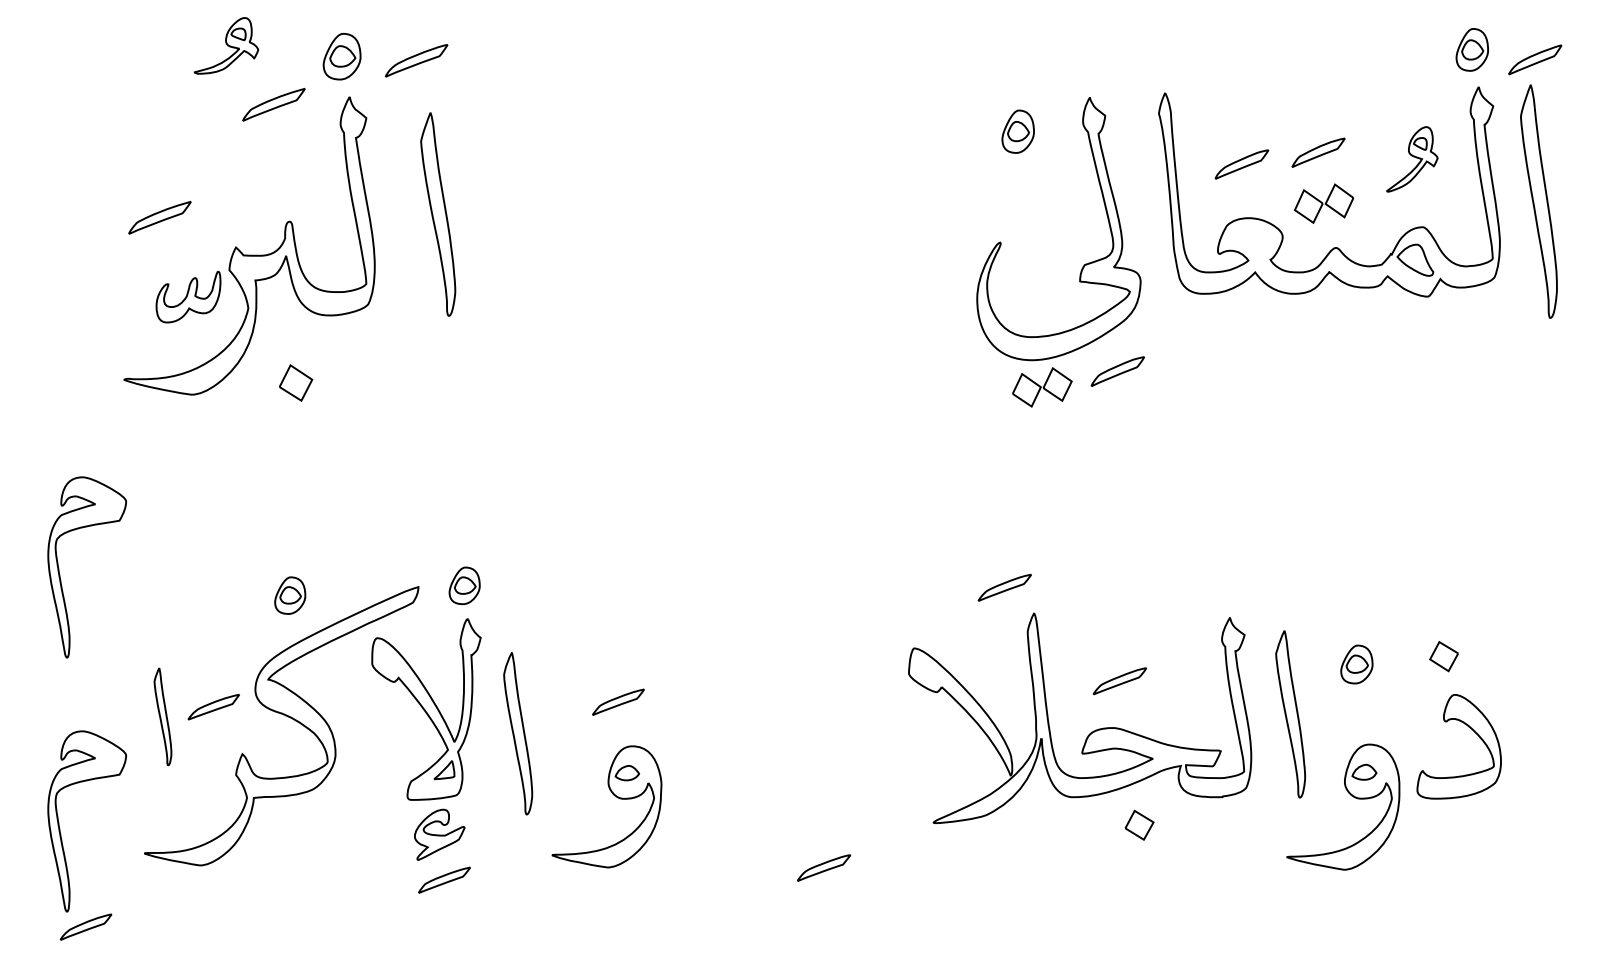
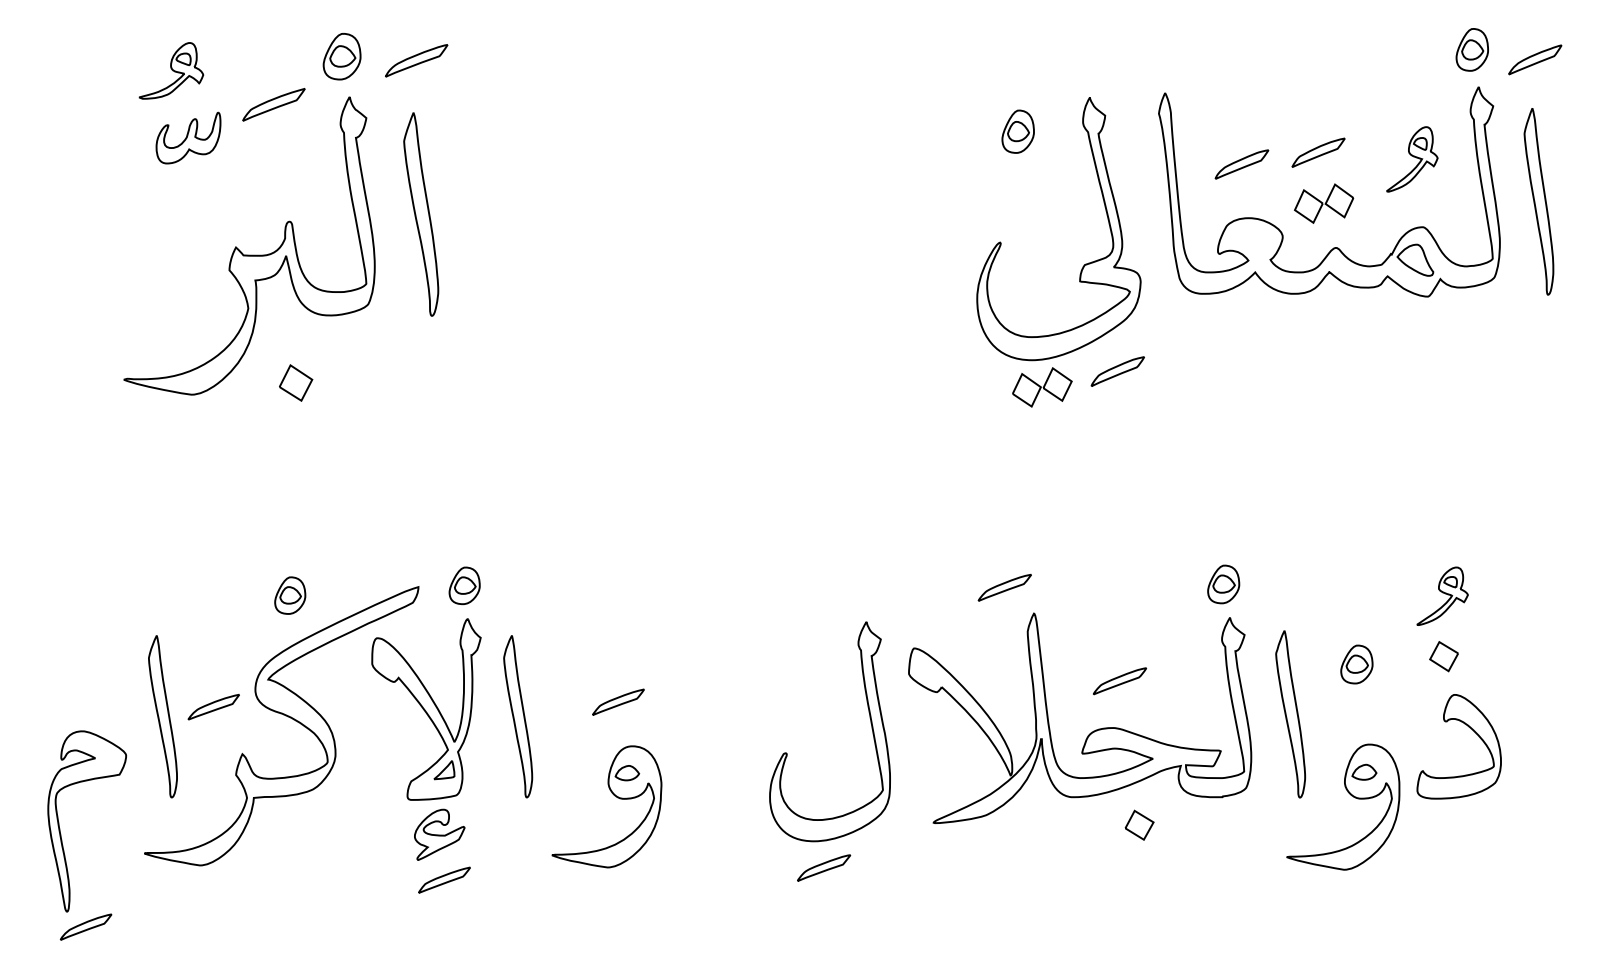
part position: (226, 45) -> (171, 70) (171, 70)
part size: 38x235 px -> 32x188 px (1538, 201)
part position: (438, 214) -> (421, 214) (421, 214)
part: present -> none (159, 217)
part position: (188, 296) -> (188, 137) (188, 137)
part: present -> none (60, 574)
part: none -> present (1223, 584)
part: none -> present (1442, 595)
part size: 20x100 px -> 30x164 px (162, 716)
part: none -> present (870, 723)
part position: (518, 733) -> (518, 716) (518, 716)
